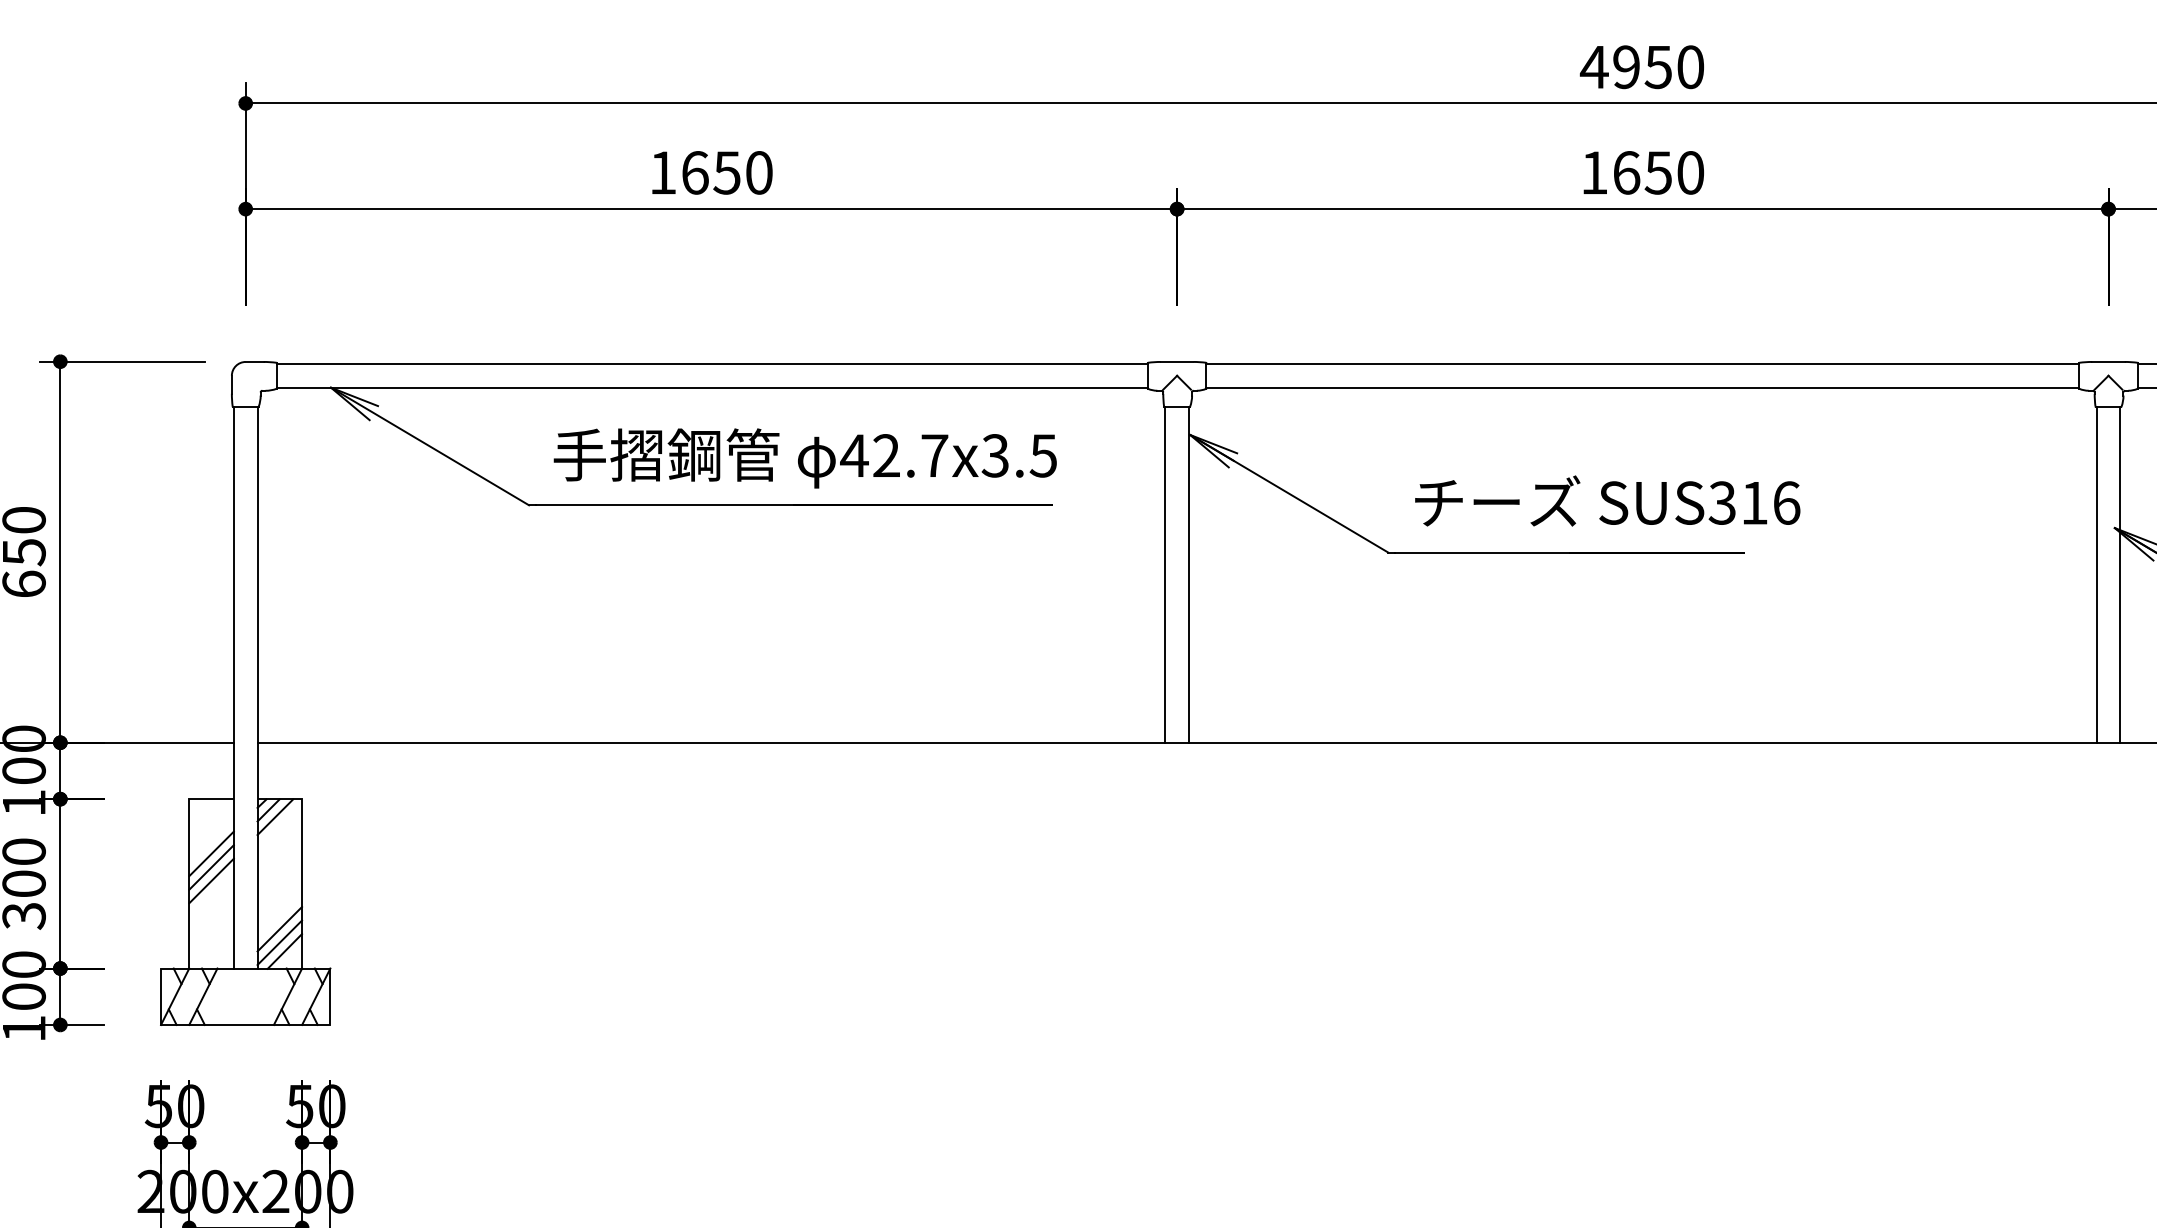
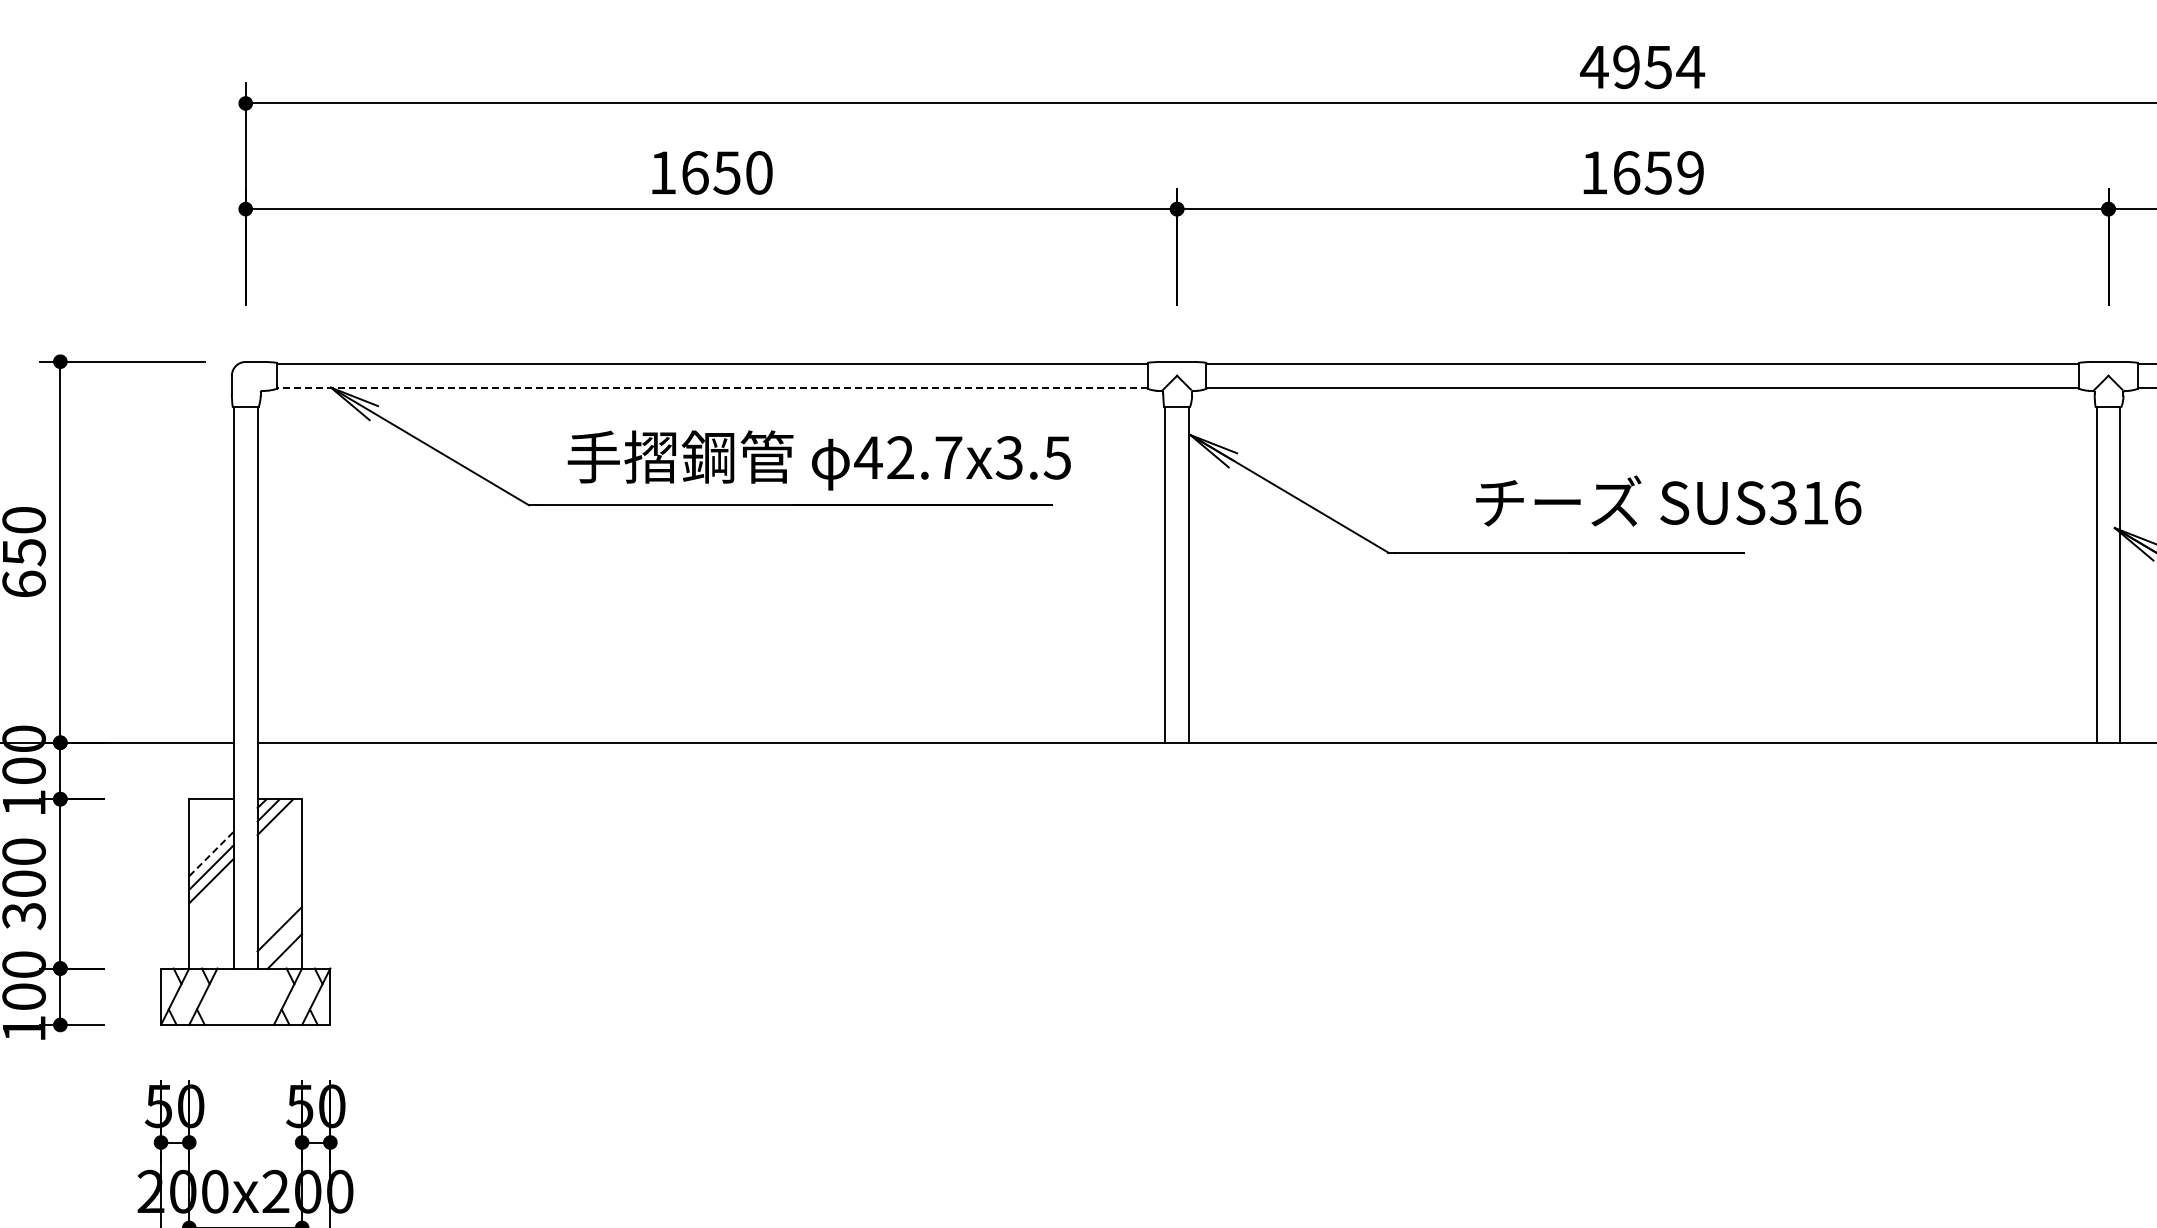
text: 4950 -> 4954 (1690, 67)
text: 1650 -> 1659 (1690, 172)
line: solid -> dashed (712, 387)
text position: (804, 458) -> (818, 460) (818, 460)
text position: (1607, 500) -> (1668, 500) (1668, 500)
line: solid -> dashed (211, 853)
line: present -> none (279, 942)
